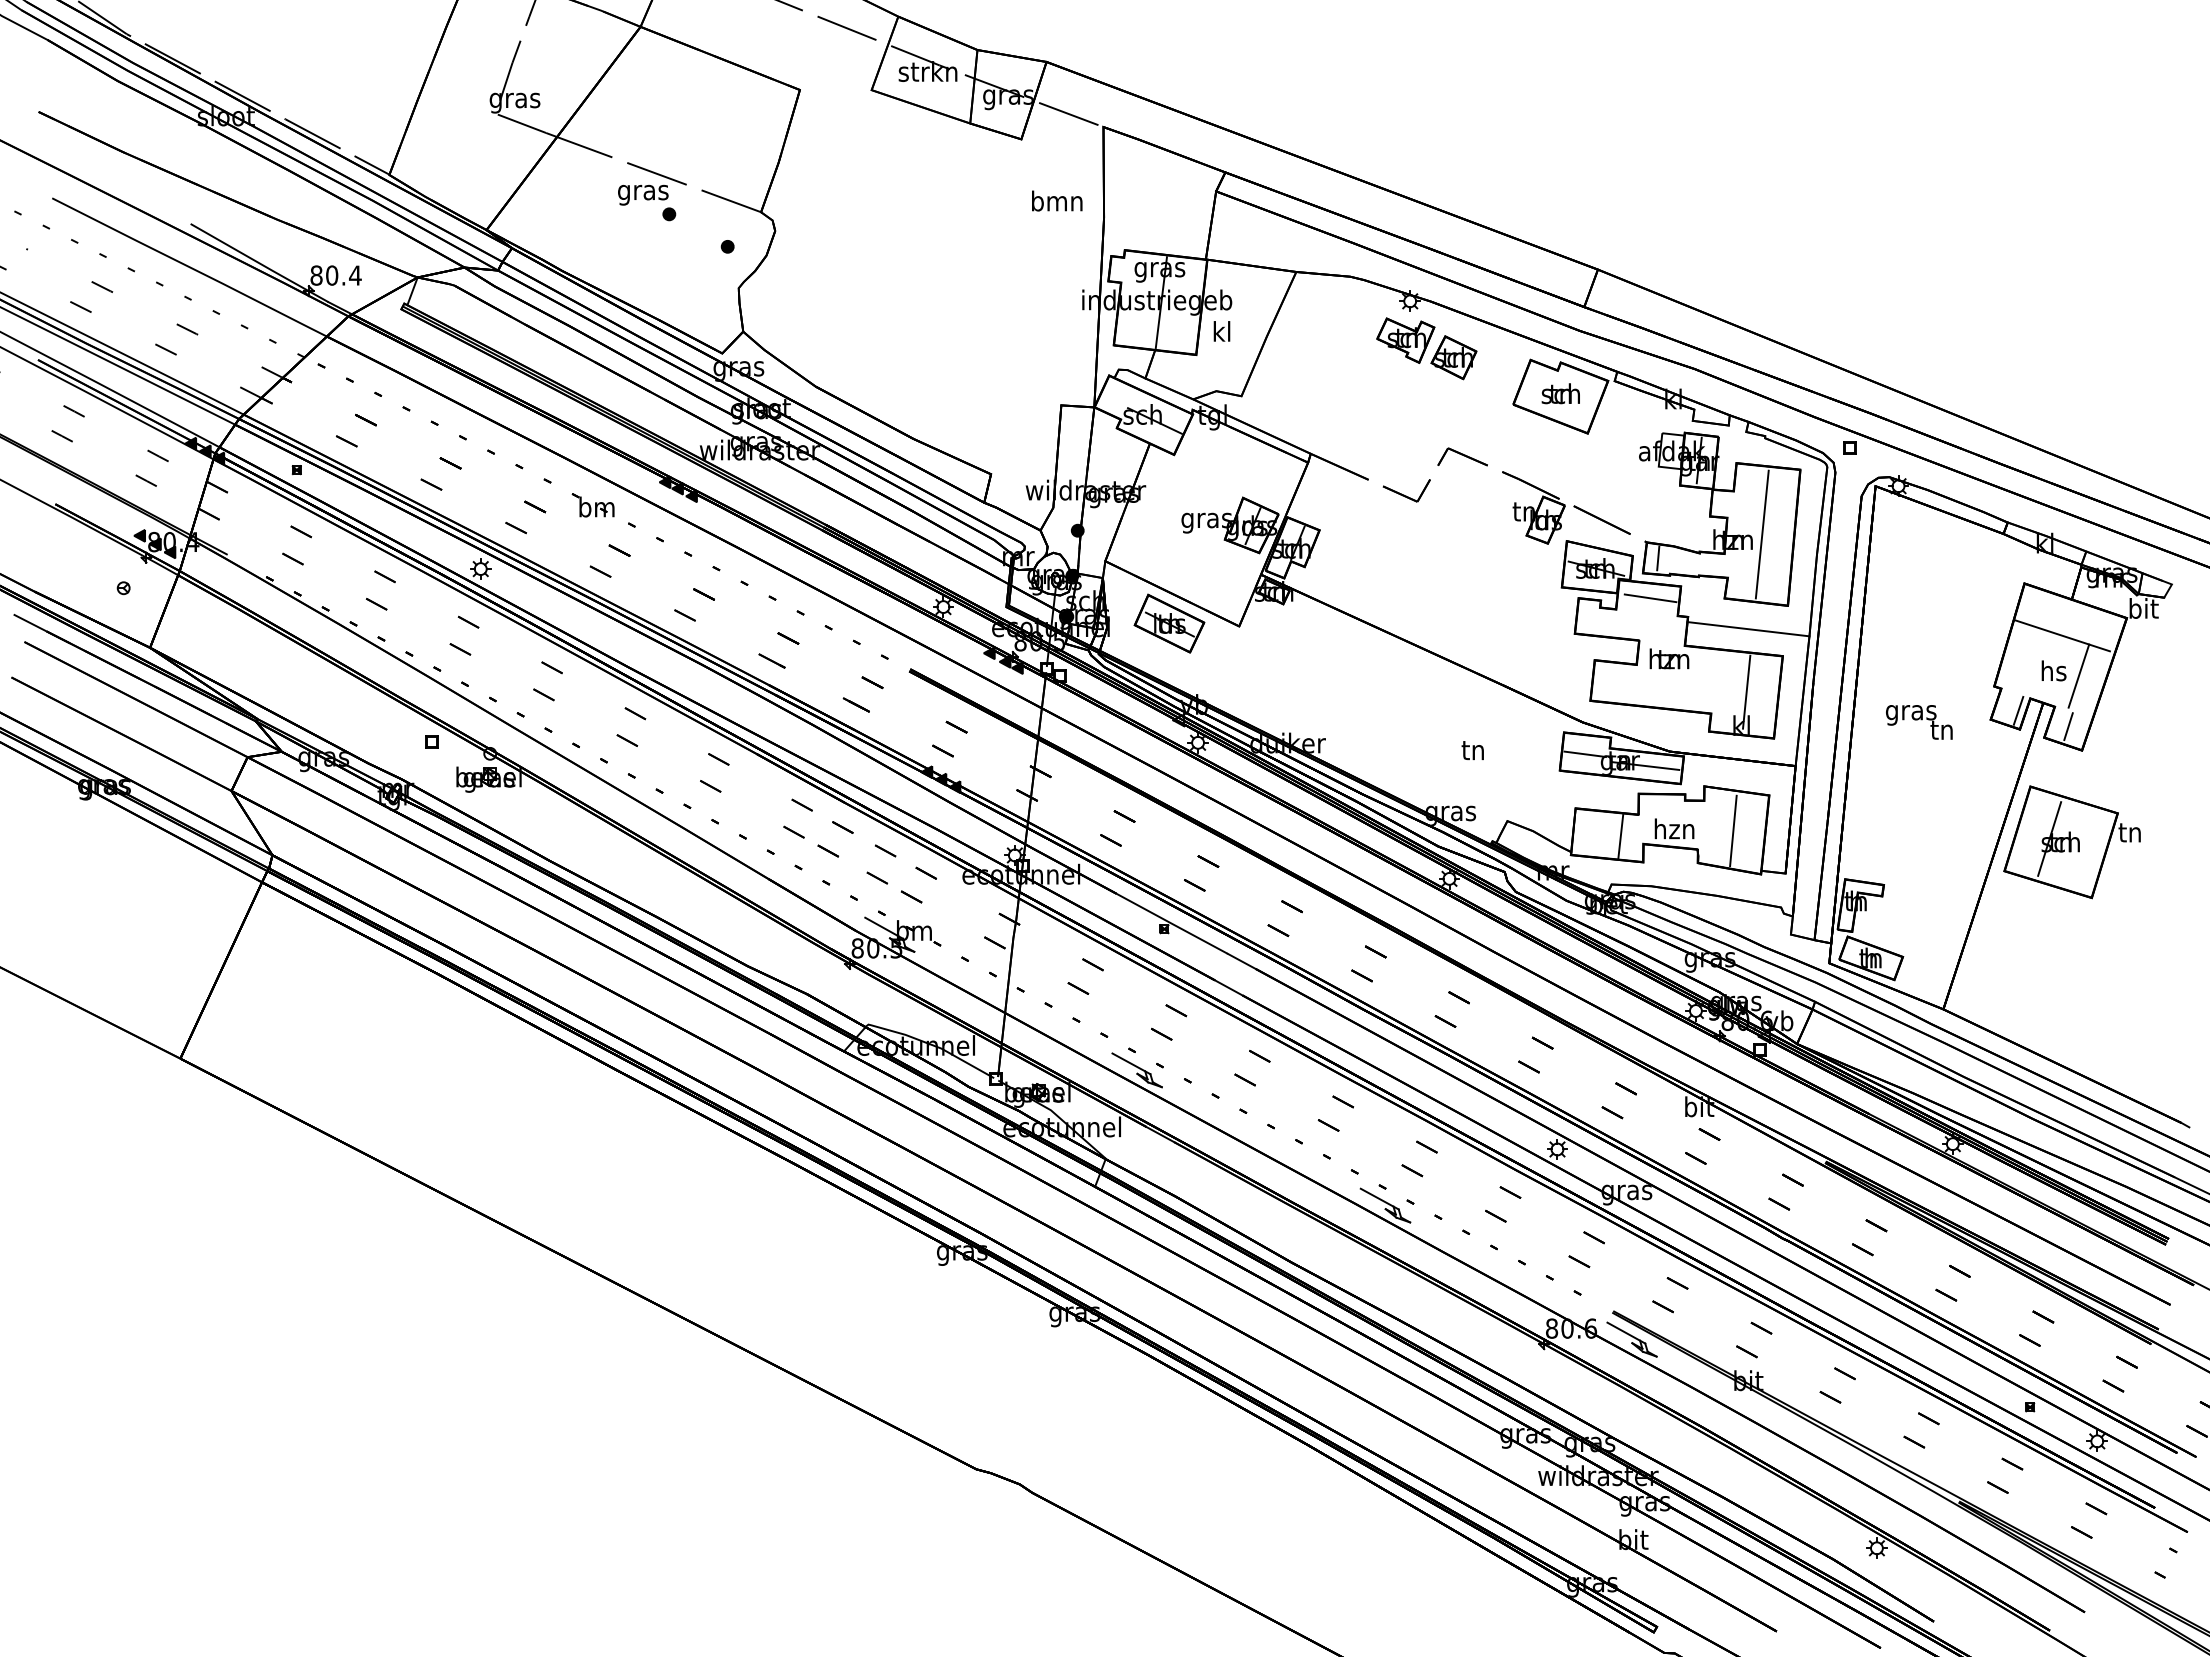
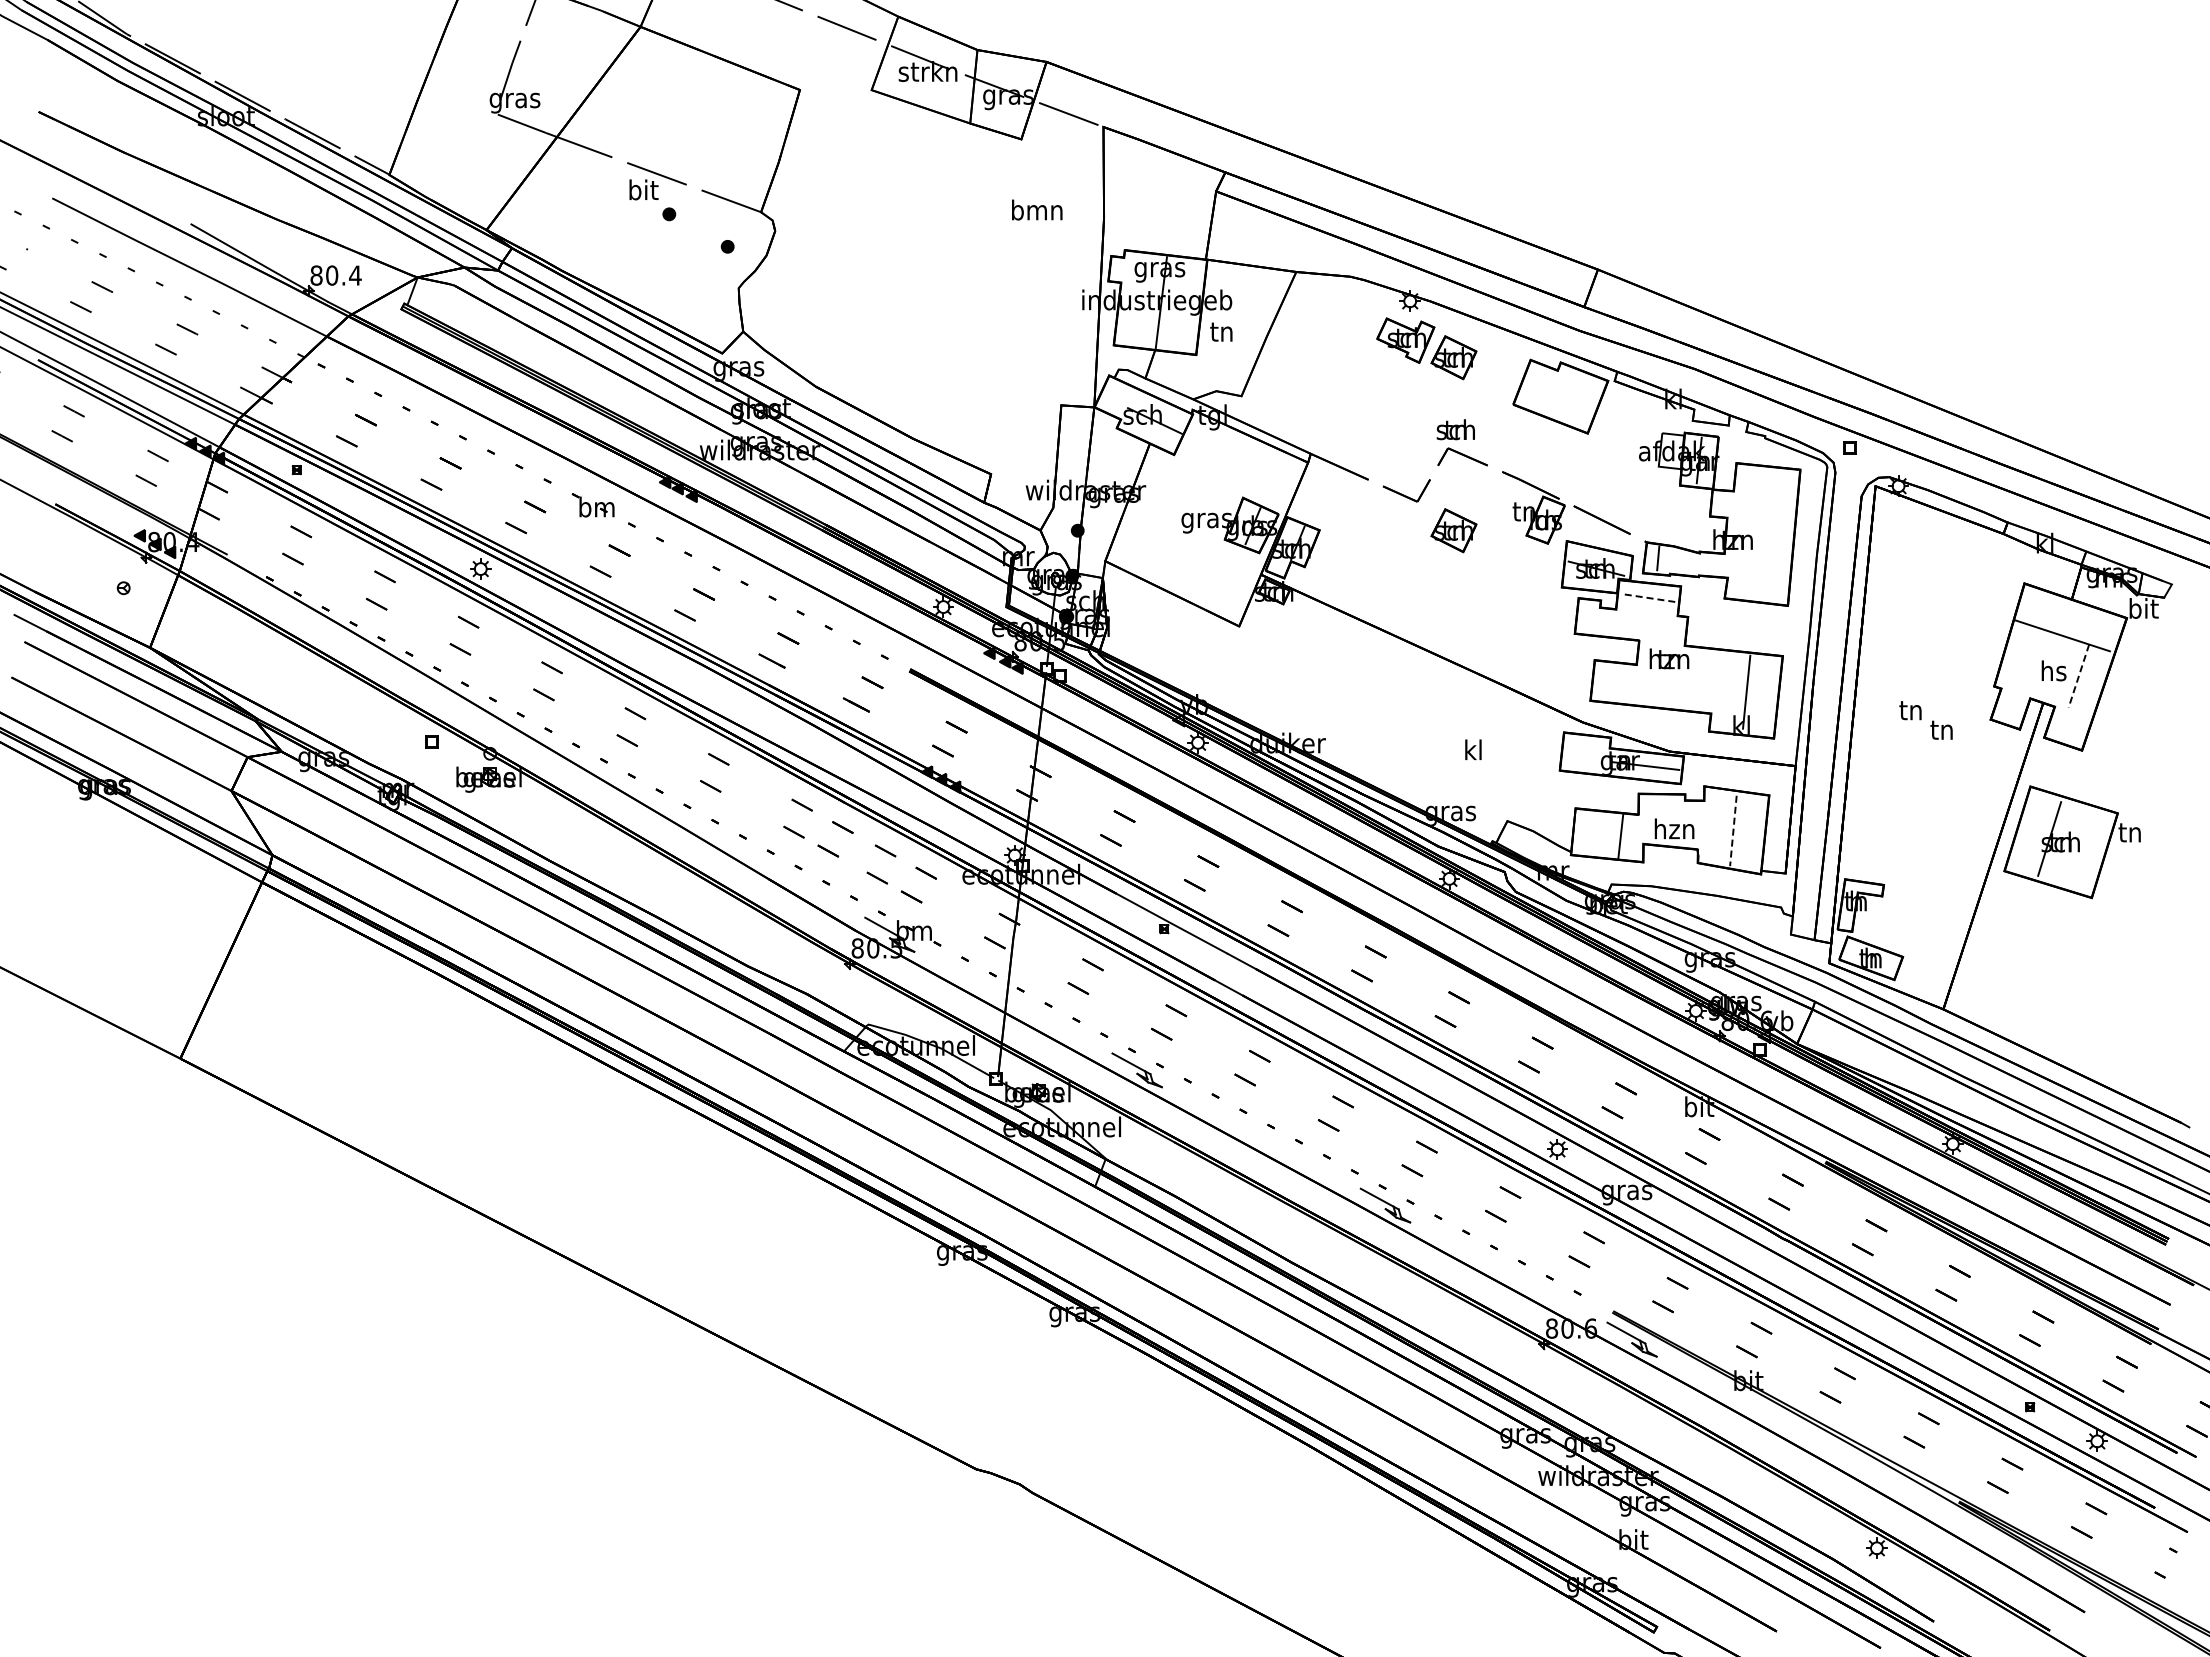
text: gras -> bit (643, 192)
text position: (1057, 200) -> (1037, 209) (1037, 209)
text: kl -> tn (1221, 331)
text position: (1560, 393) -> (1455, 429) (1455, 429)
part: none -> present (1453, 530)
line: present -> none (1761, 534)
line: solid -> dashed (1651, 598)
part: present -> none (1169, 623)
line: present -> none (1748, 629)
line: solid -> dashed (2078, 676)
line: present -> none (2018, 710)
text: gras -> tn (1911, 713)
line: present -> none (2068, 726)
text: tn -> kl (1472, 749)
line: present -> none (1584, 754)
line: solid -> dashed (1733, 831)
